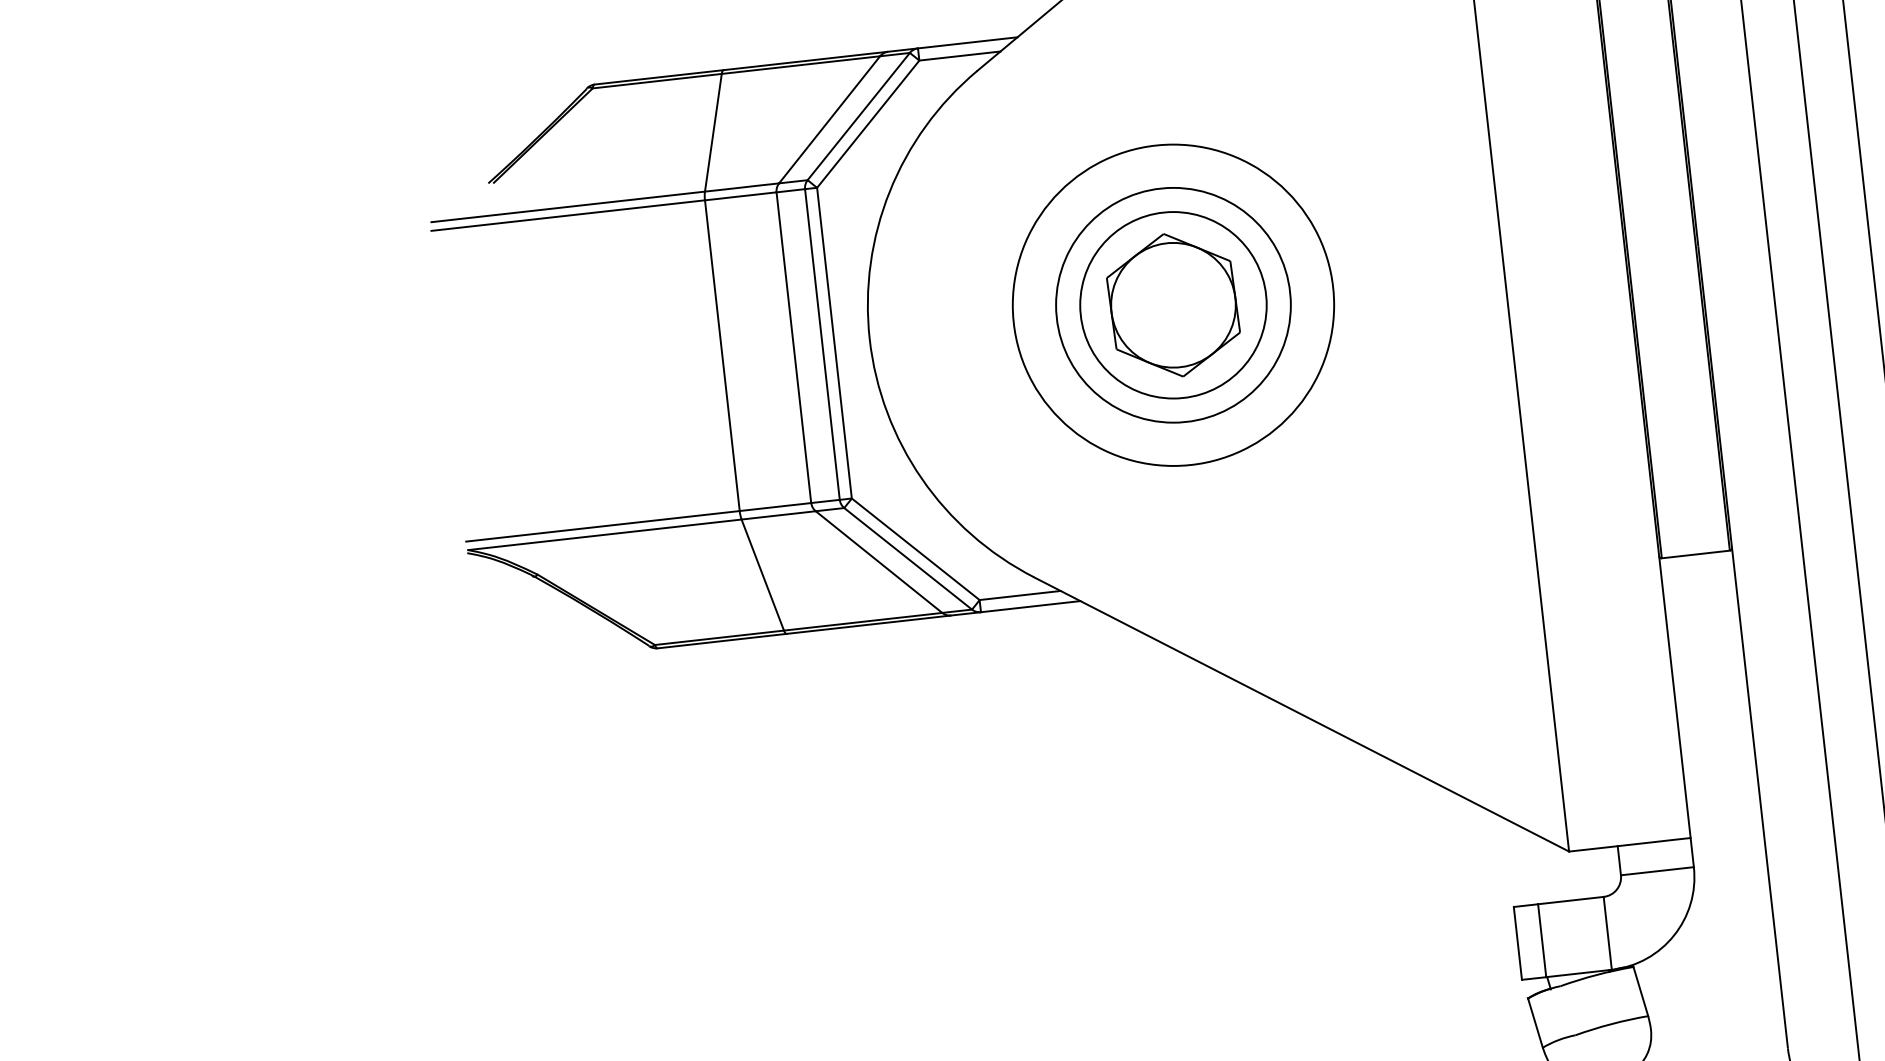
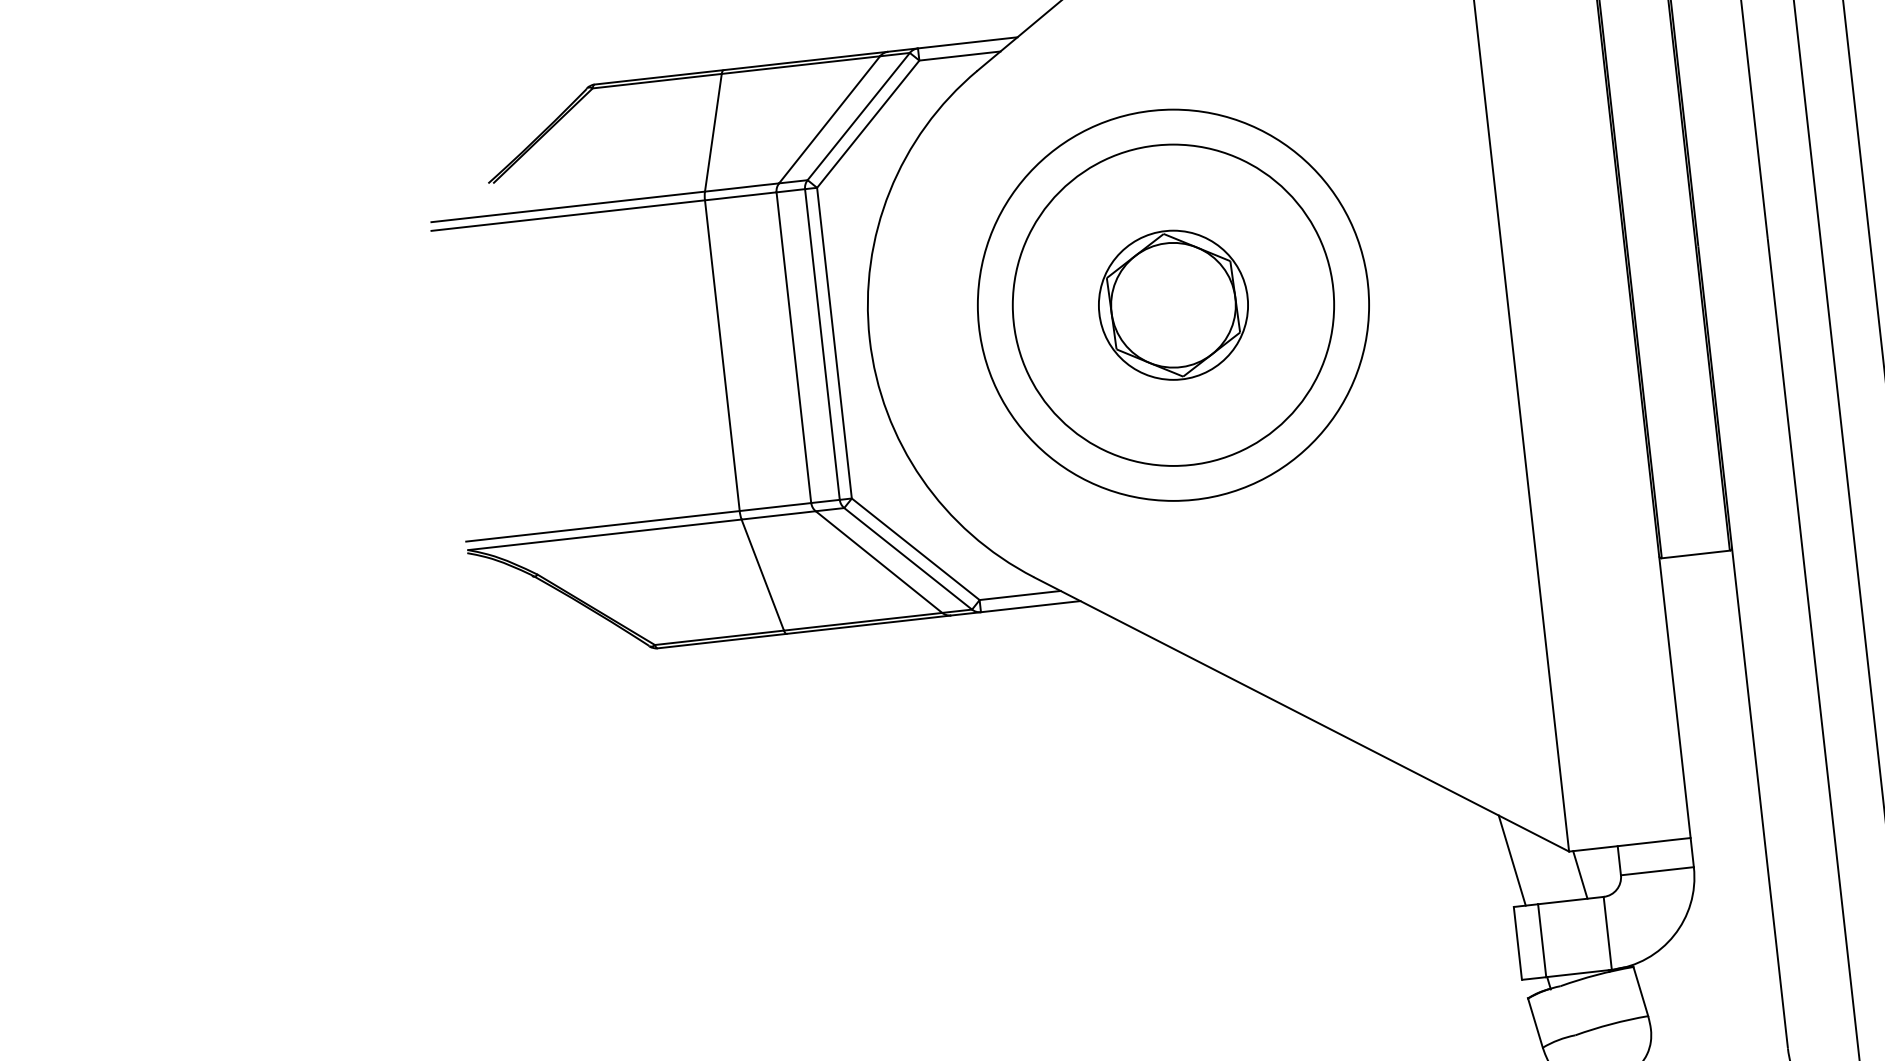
circle diameter: 235 px -> 391 px (1173, 304)
circle diameter: 186 px -> 149 px (1173, 304)
line: none -> present (1511, 860)
line: none -> present (1580, 874)
